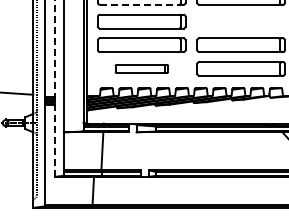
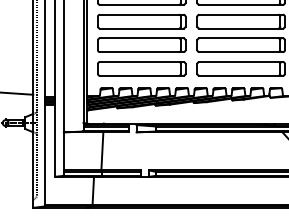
line: dashed -> solid (141, 4)
part: none -> present (240, 21)
part size: 55x10 px -> 90x16 px (141, 68)
line: dashed -> solid (54, 88)
